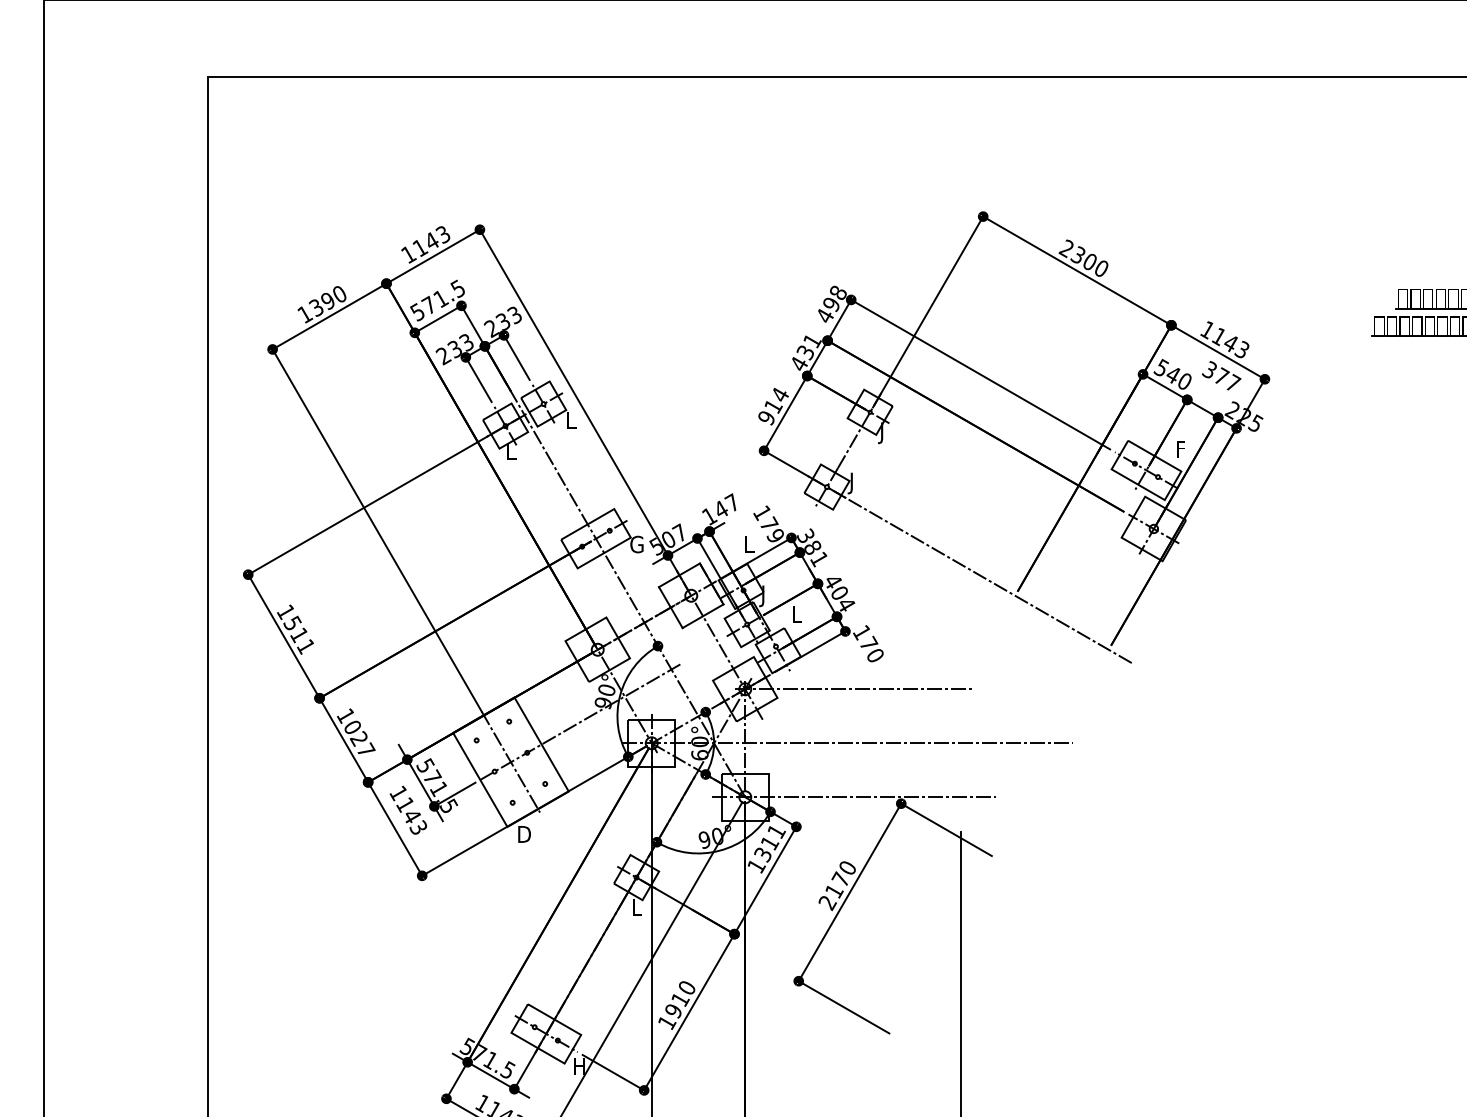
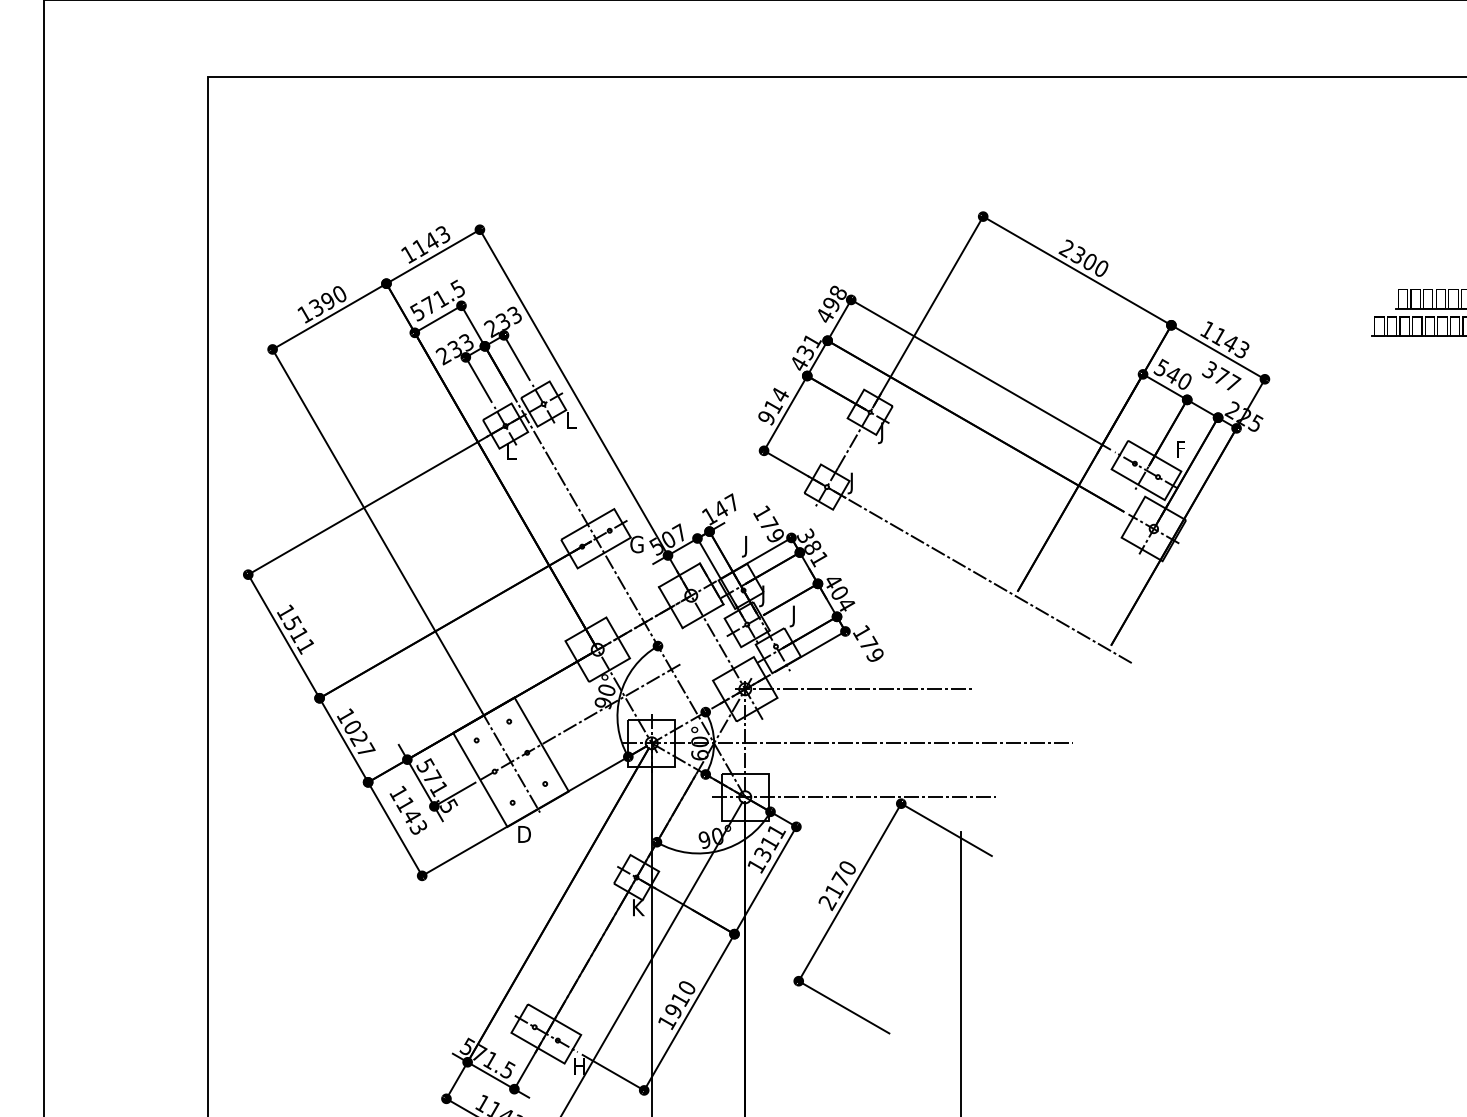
text: L -> J (748, 546)
text: L -> J (795, 616)
text: 170 -> 179 (874, 655)
text: L -> K (638, 907)
